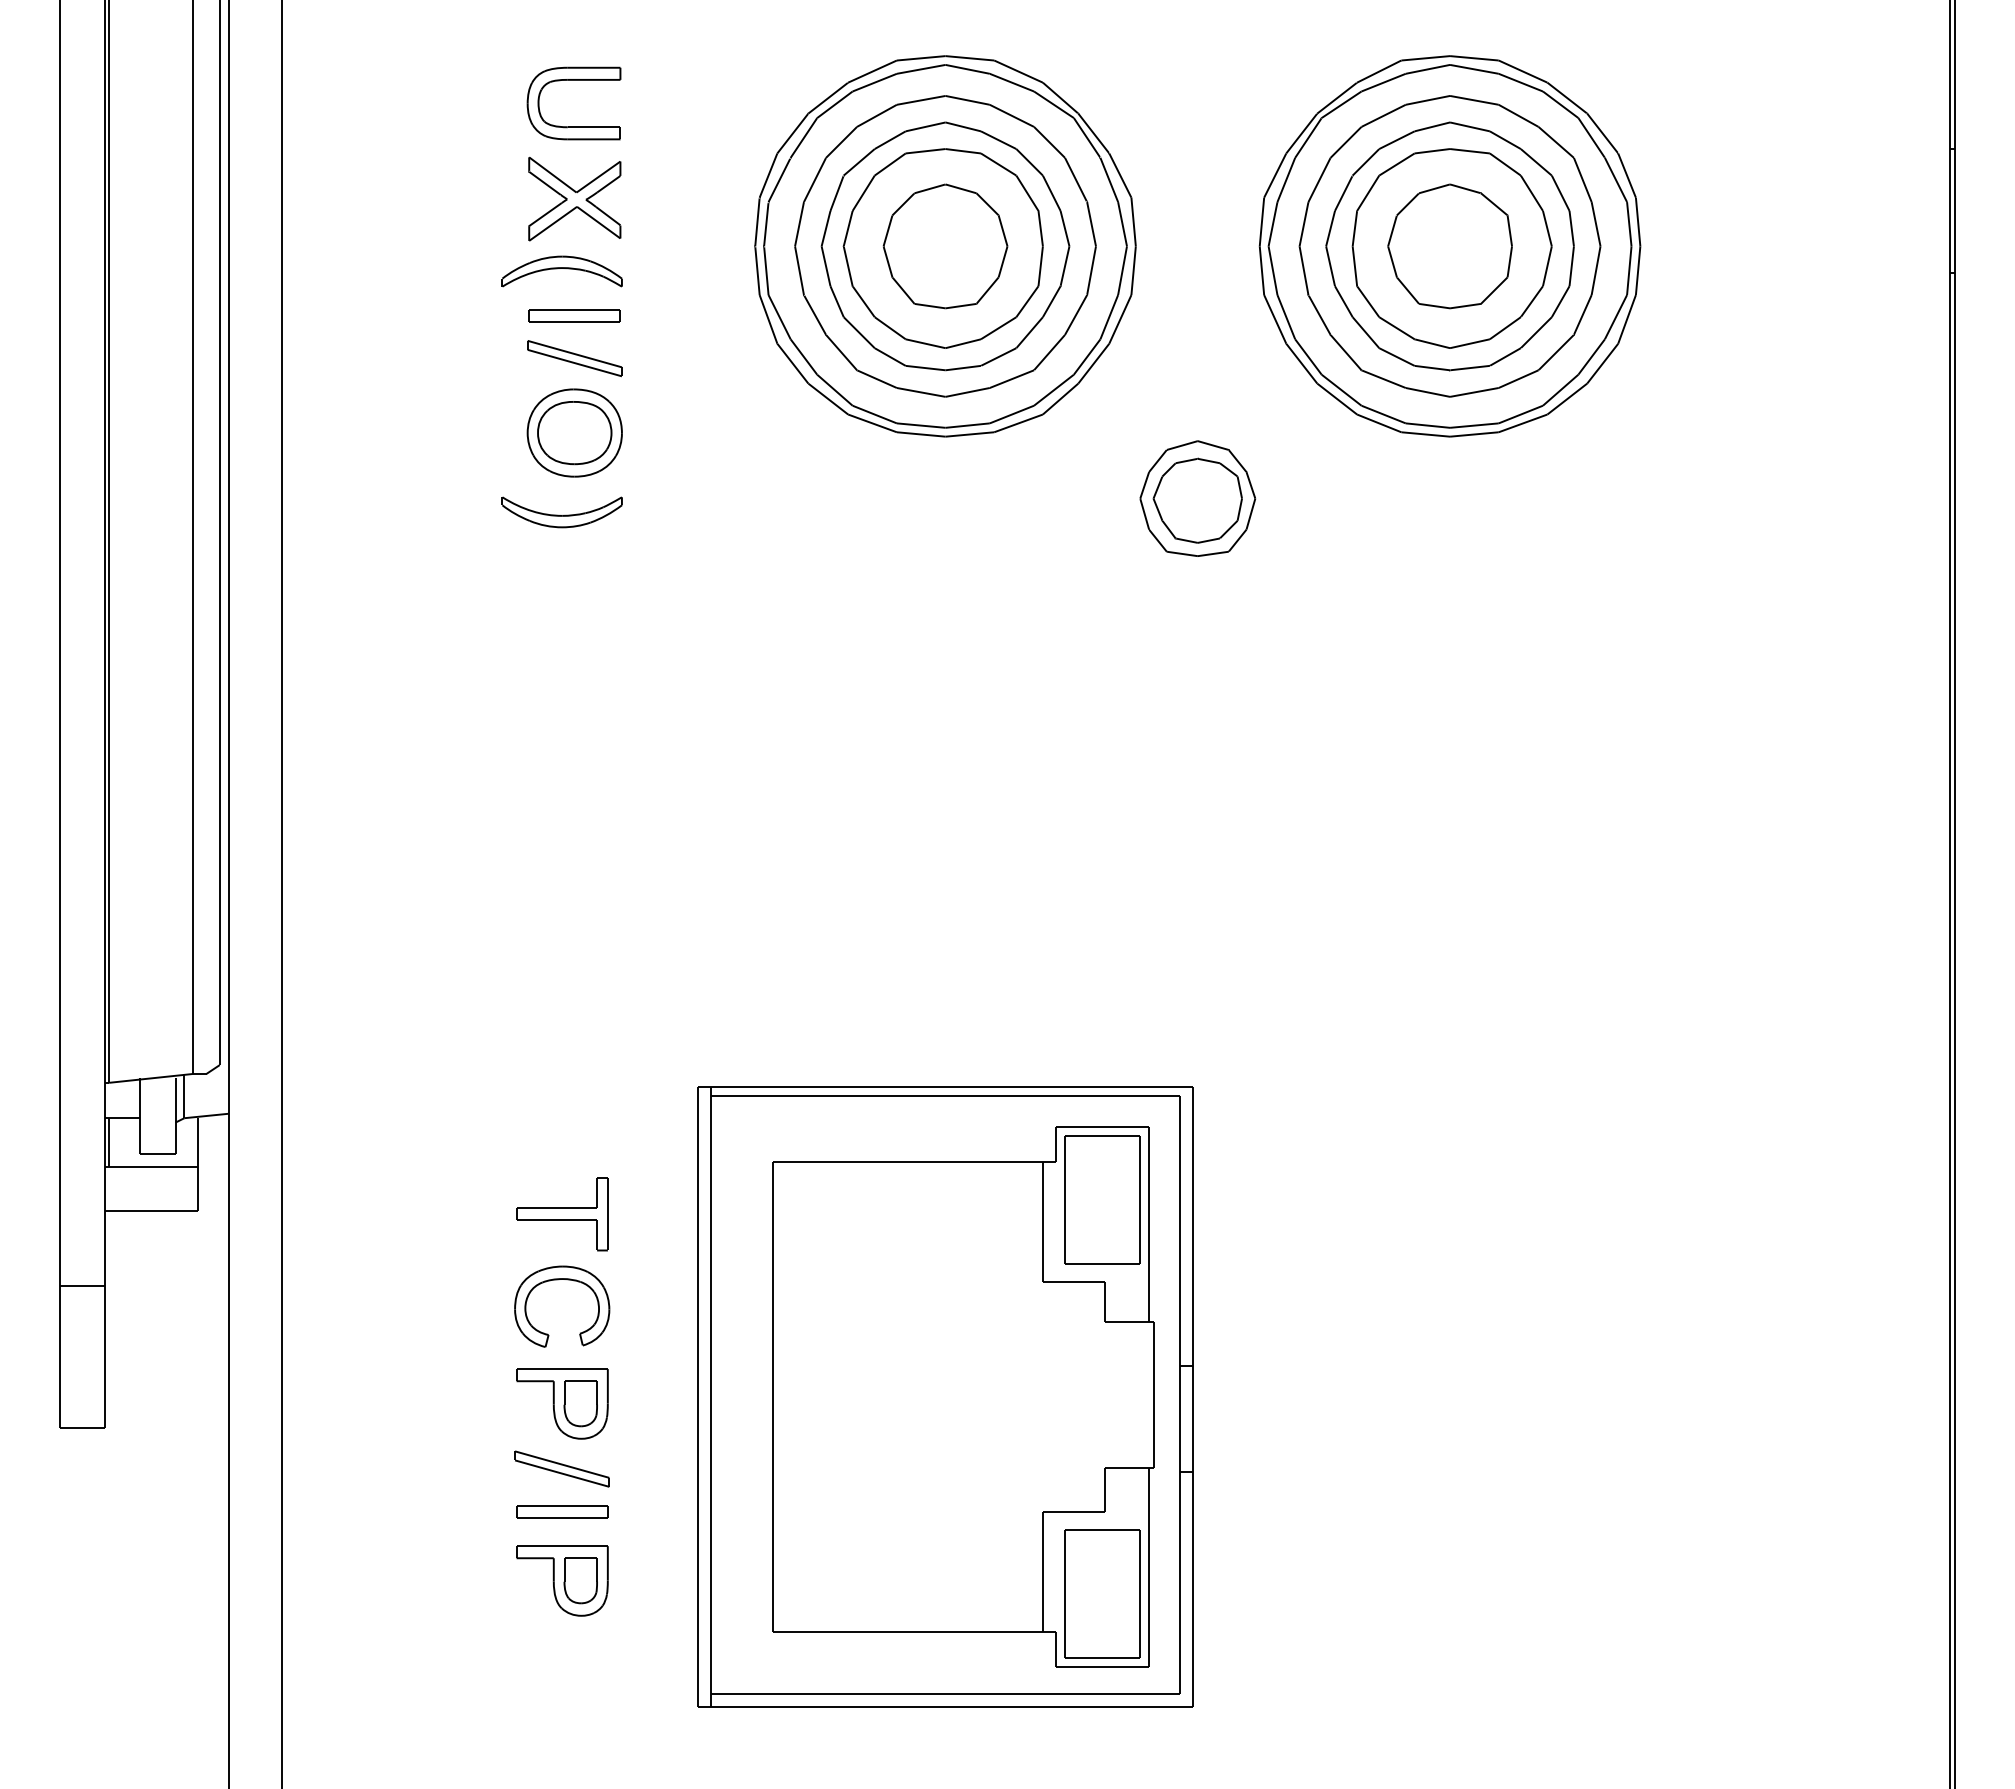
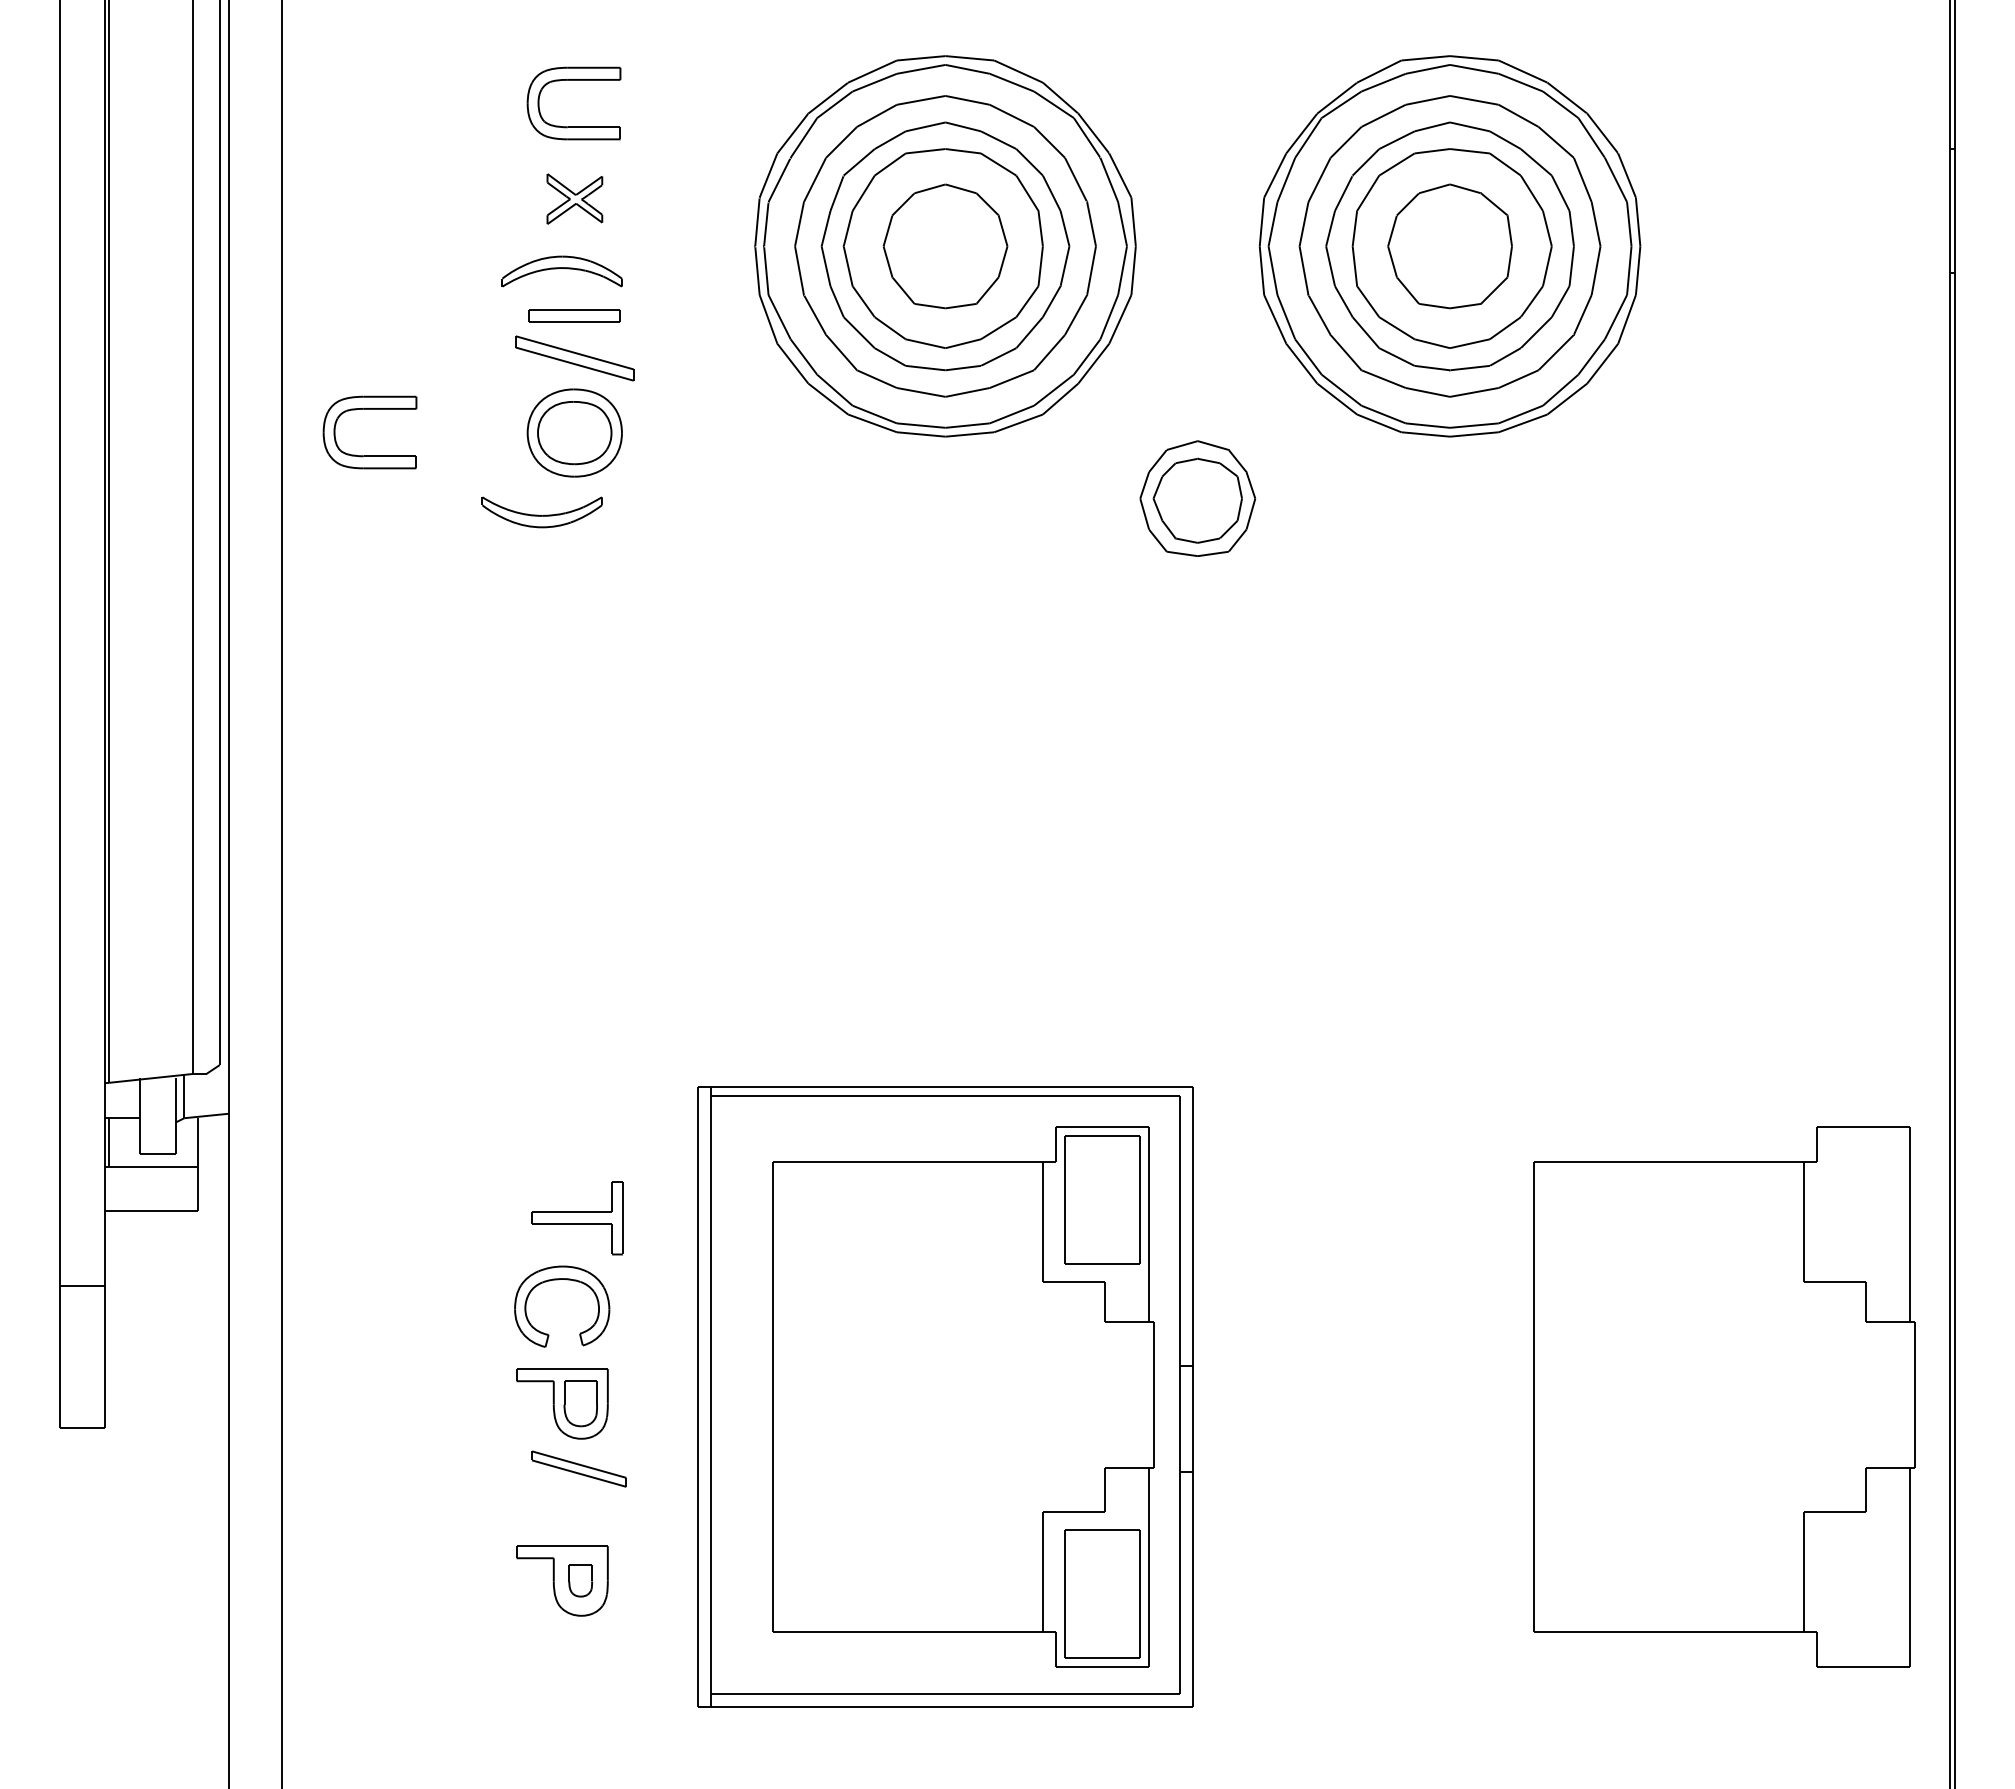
part size: 94x86 px -> 58x52 px (574, 198)
part size: 96x38 px -> 120x47 px (574, 358)
part: none -> present (369, 409)
part position: (561, 512) -> (541, 512) (541, 512)
part position: (562, 1214) -> (577, 1218) (577, 1218)
part: none -> present (1724, 1396)
part position: (561, 1468) -> (578, 1468) (578, 1468)
part: present -> none (562, 1511)
part size: 35x48 px -> 25x34 px (580, 1580)
